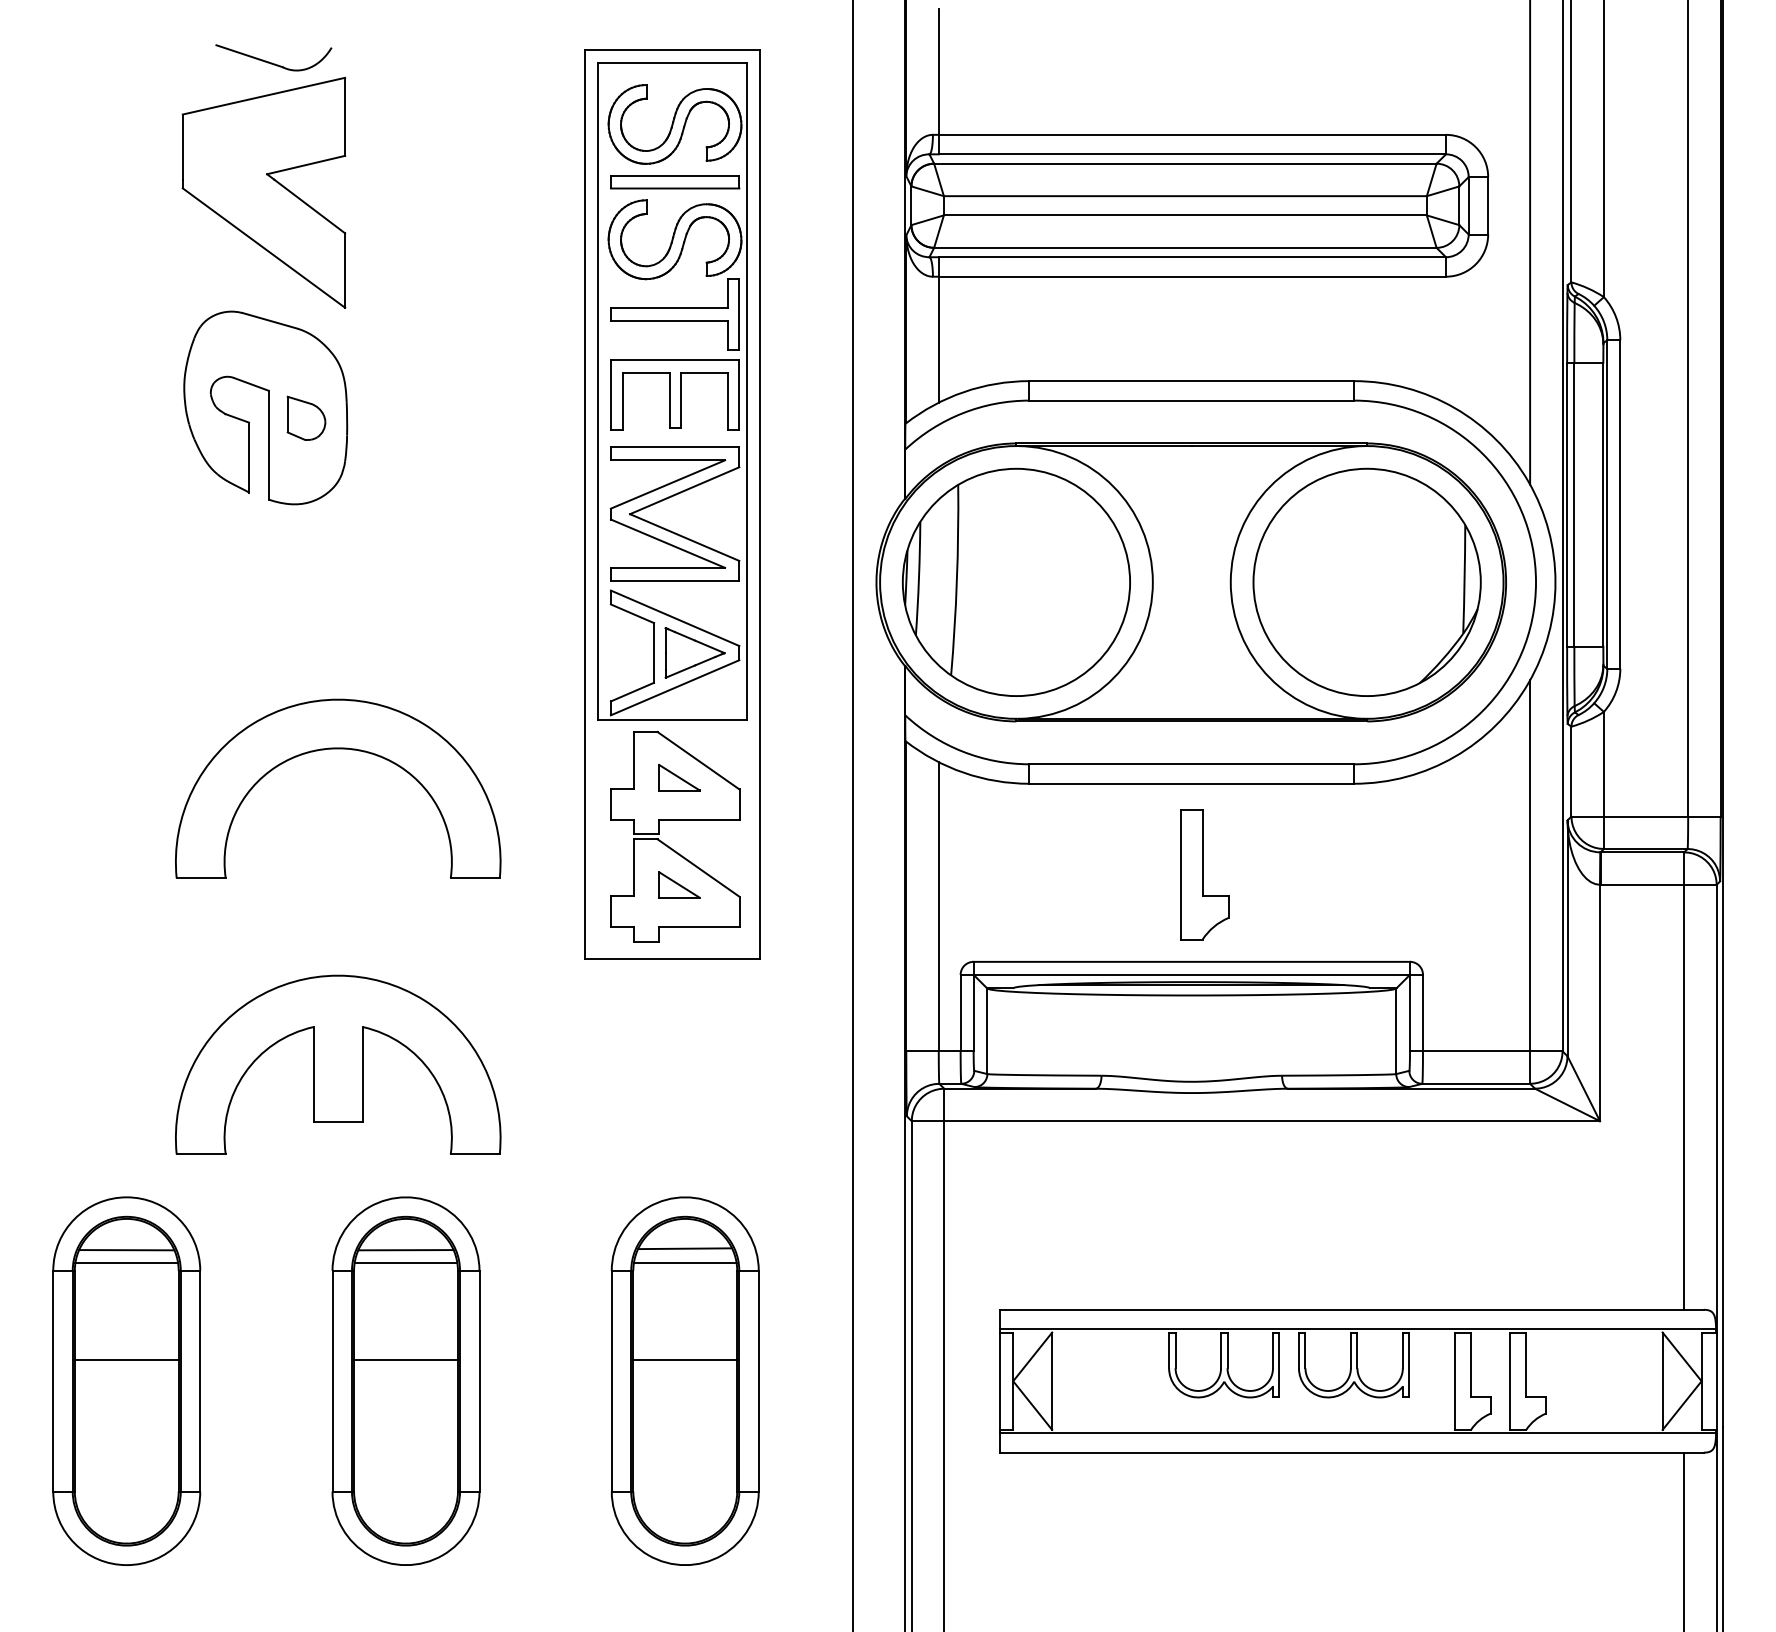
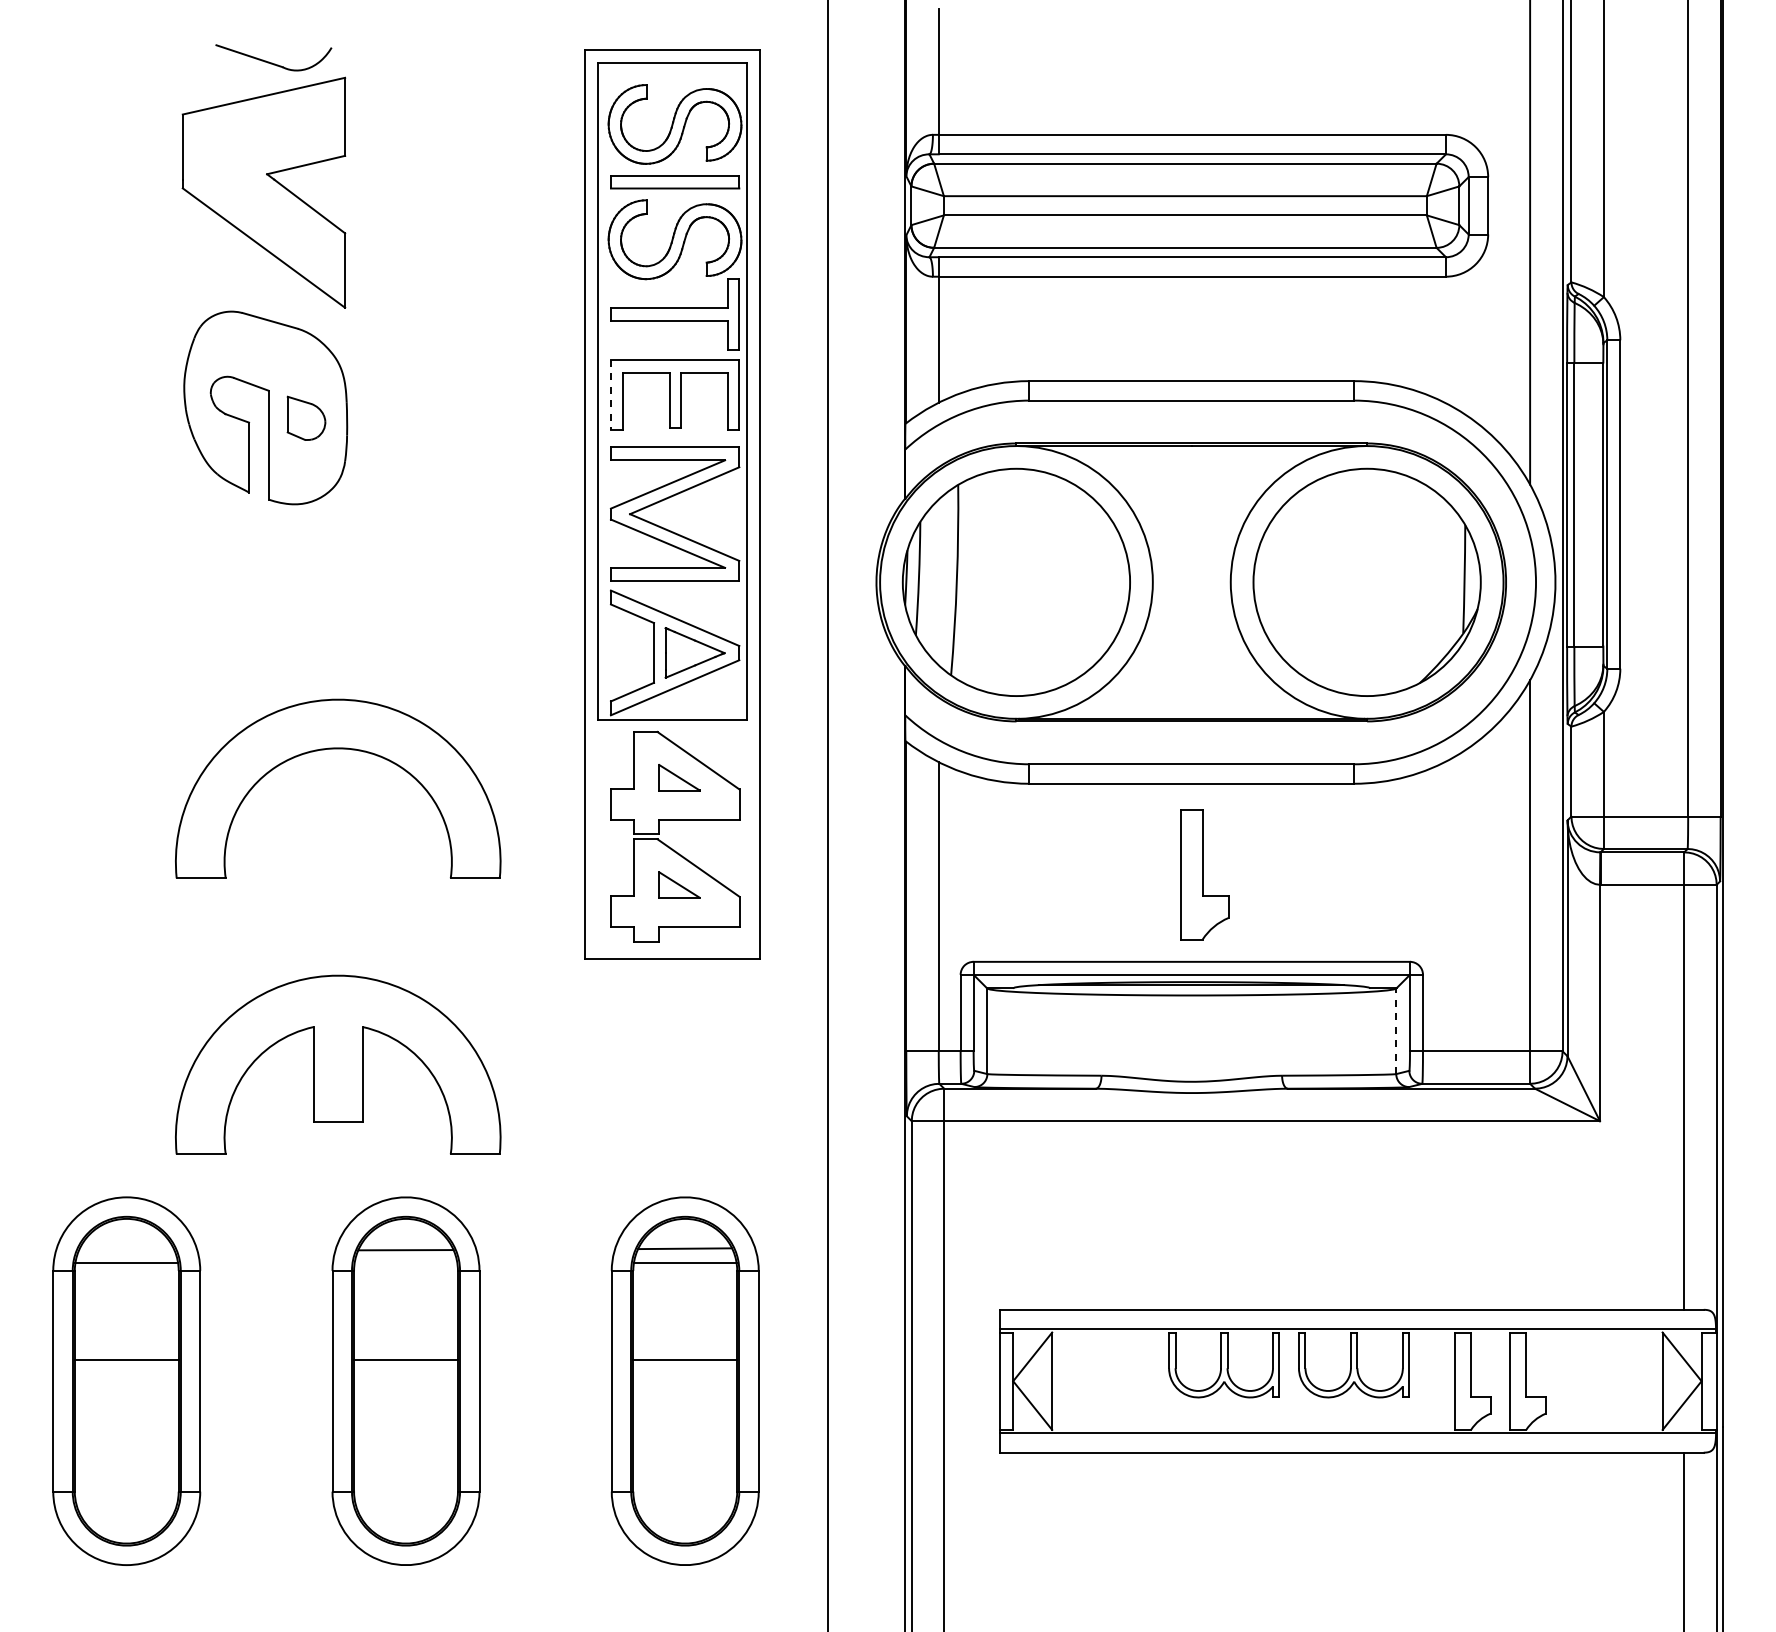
line: solid -> dashed (610, 395)
line position: (853, 815) -> (828, 815) (828, 815)
line: solid -> dashed (1396, 1031)
line: present -> none (126, 1250)
line: present -> none (405, 1263)
